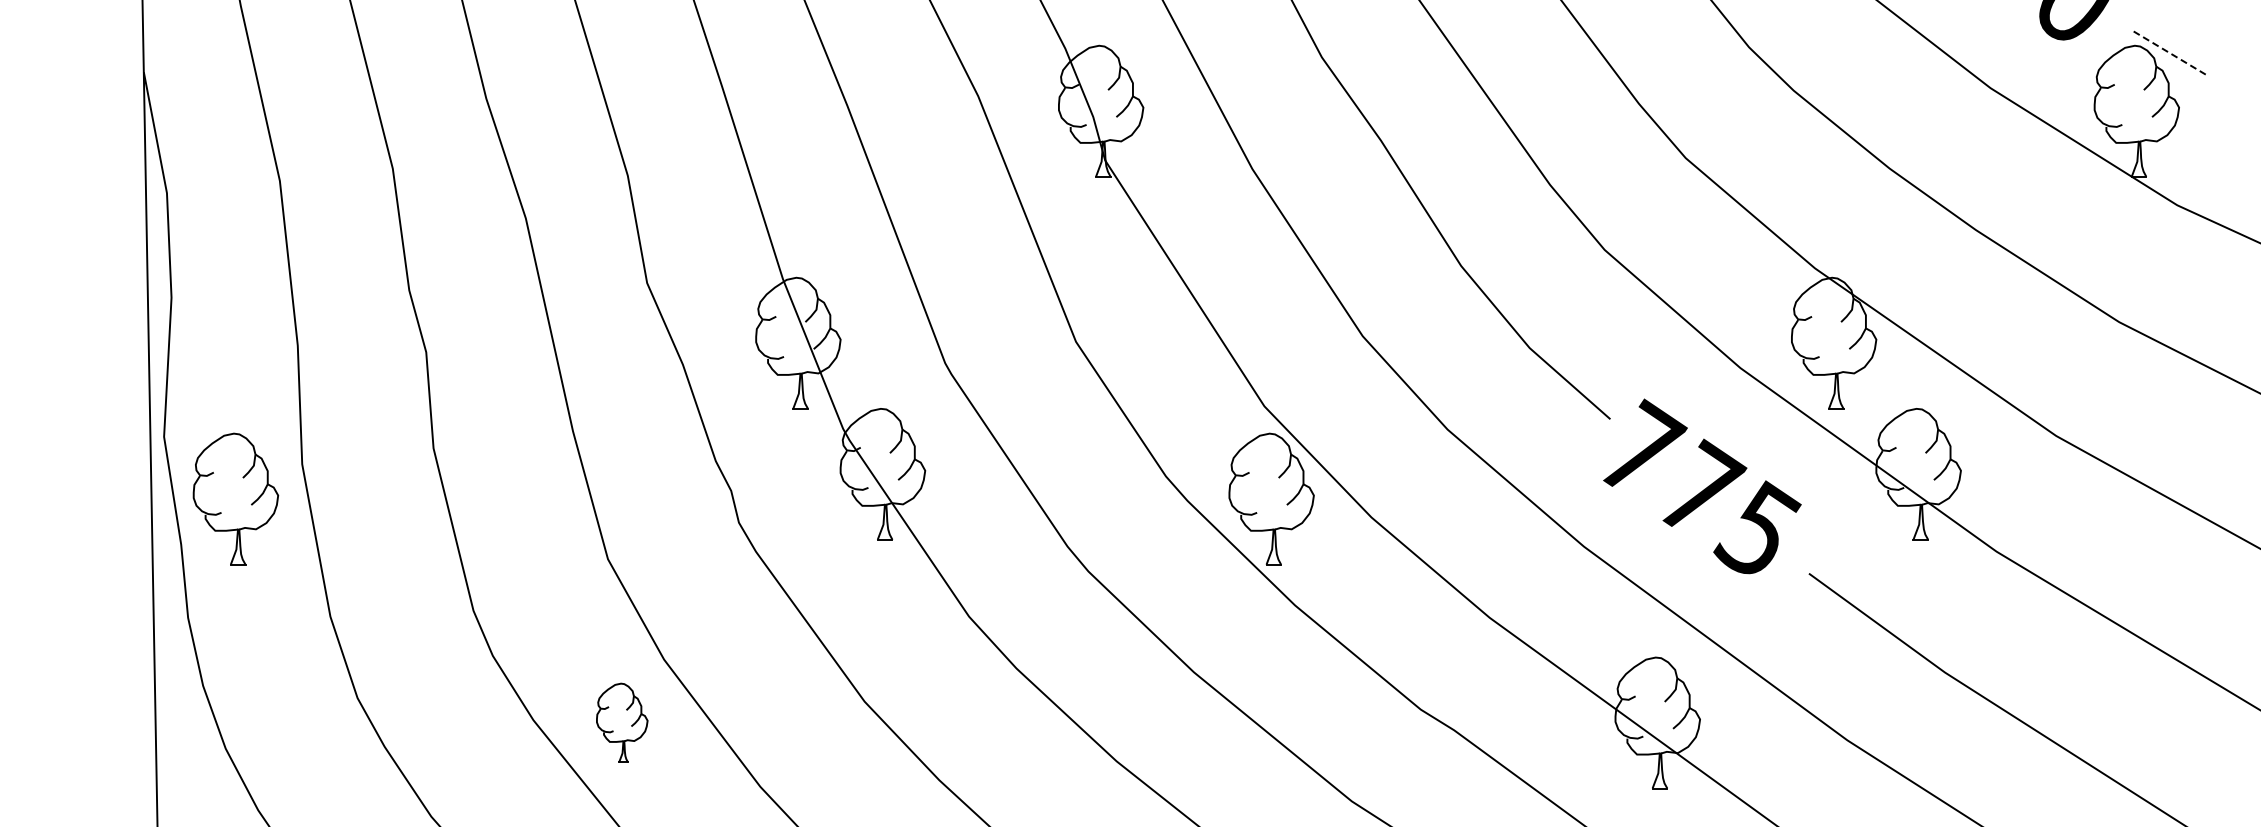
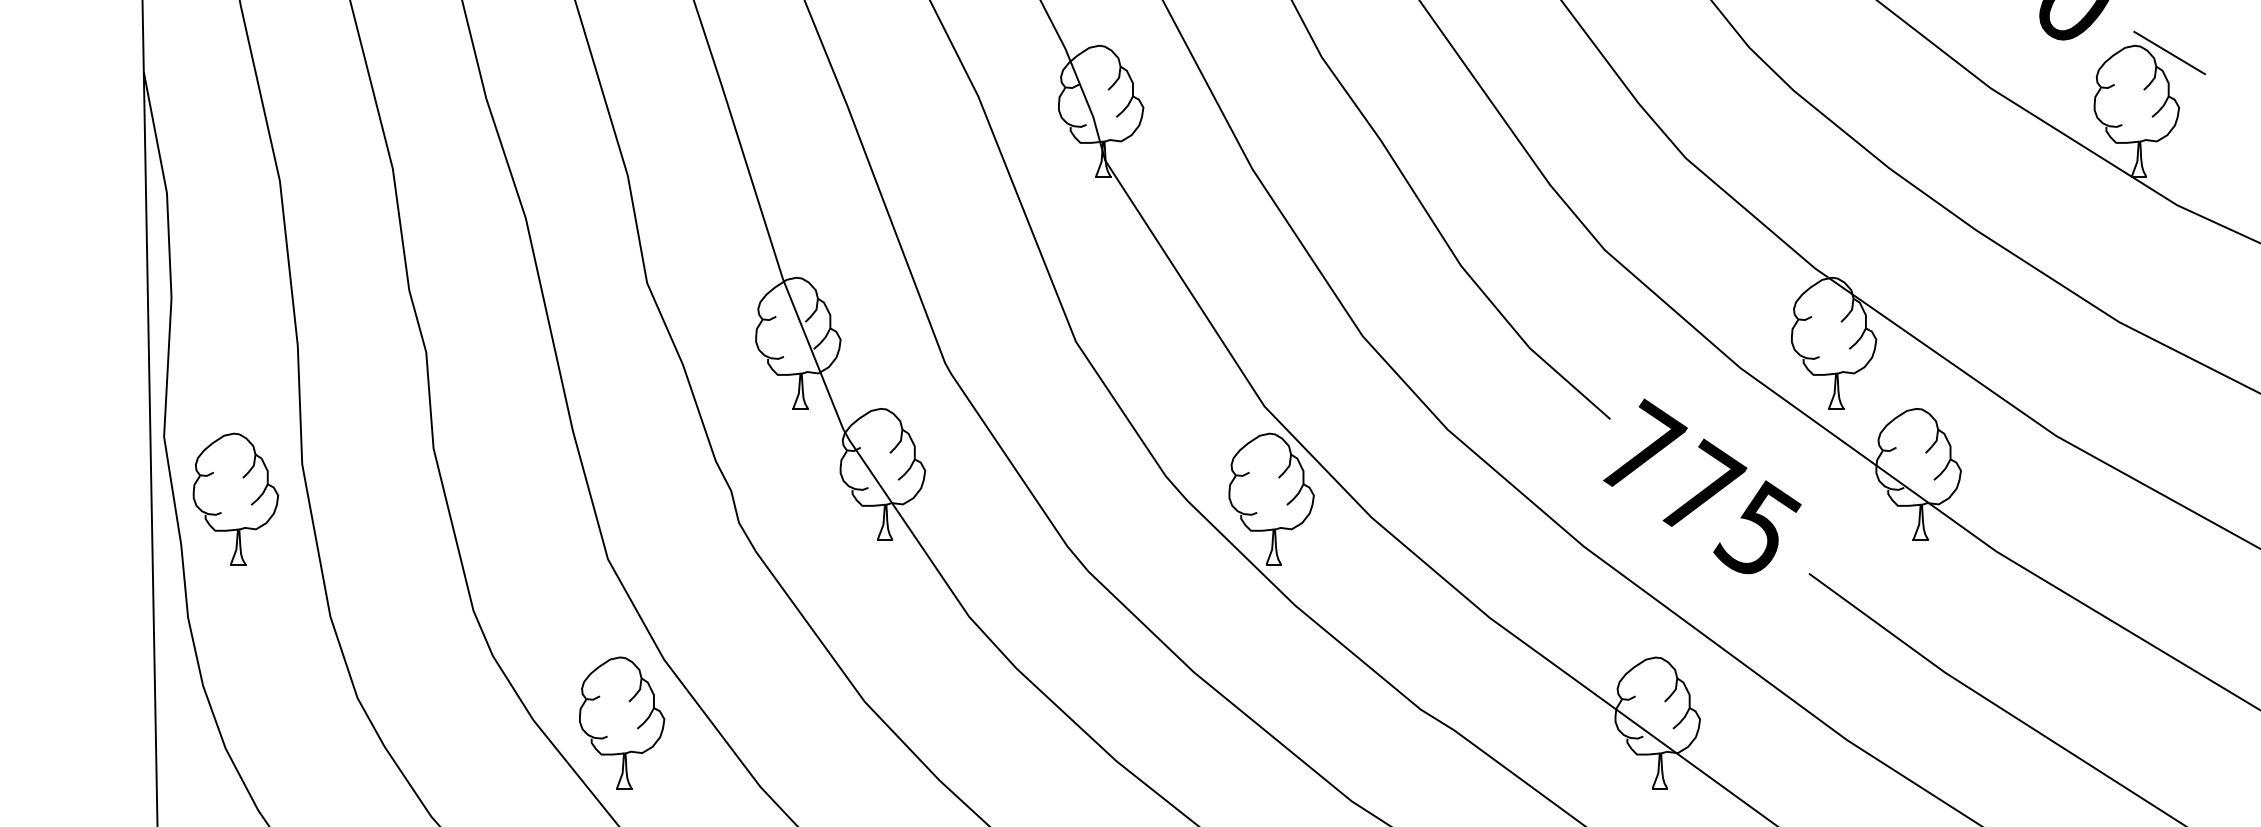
line: dashed -> solid (2169, 52)
part size: 53x81 px -> 87x134 px (622, 722)
